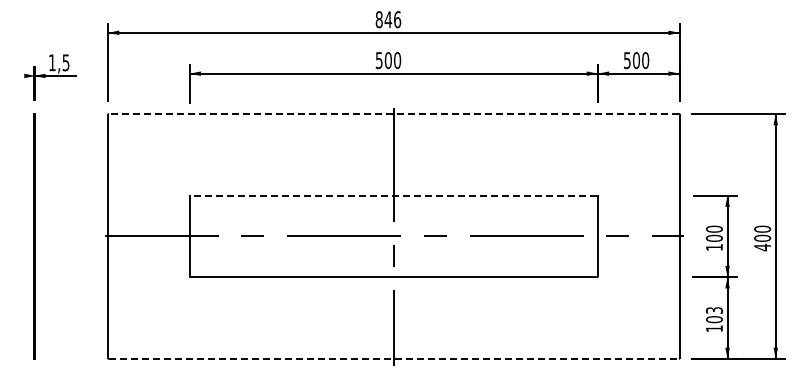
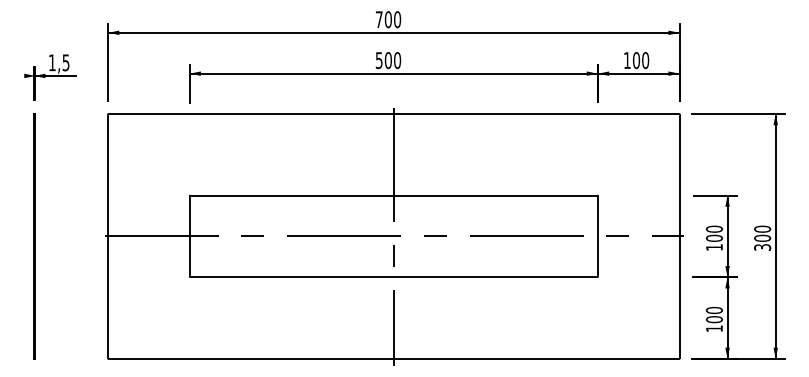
text: 846 -> 700 (388, 19)
text: 500 -> 100 (627, 60)
line: dashed -> solid (393, 113)
line: dashed -> solid (393, 195)
text: 400 -> 300 (762, 247)
text: 103 -> 100 (714, 310)
line: dashed -> solid (393, 358)
